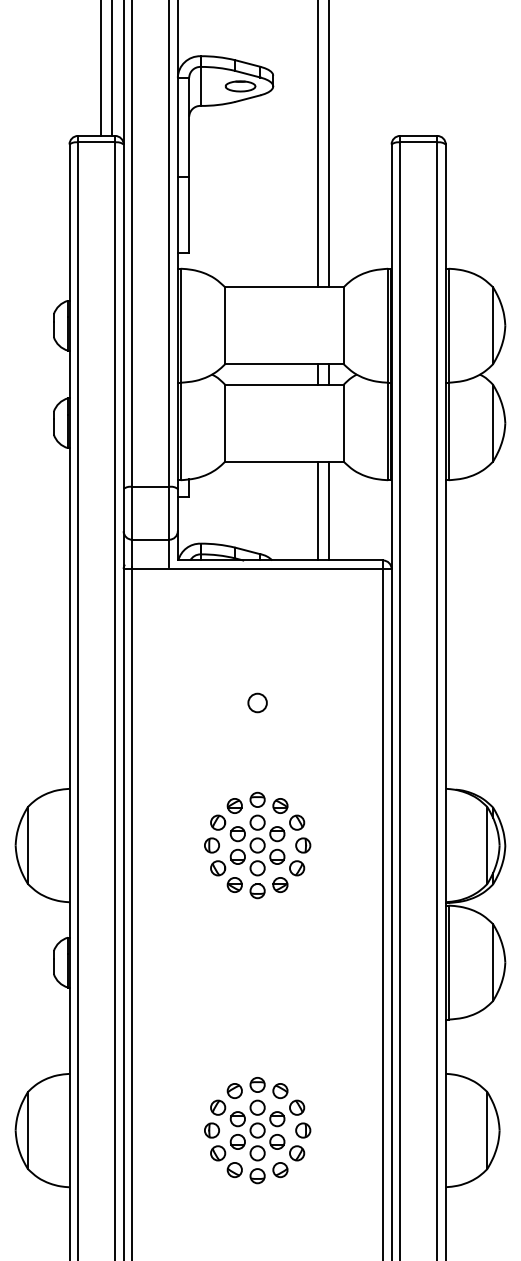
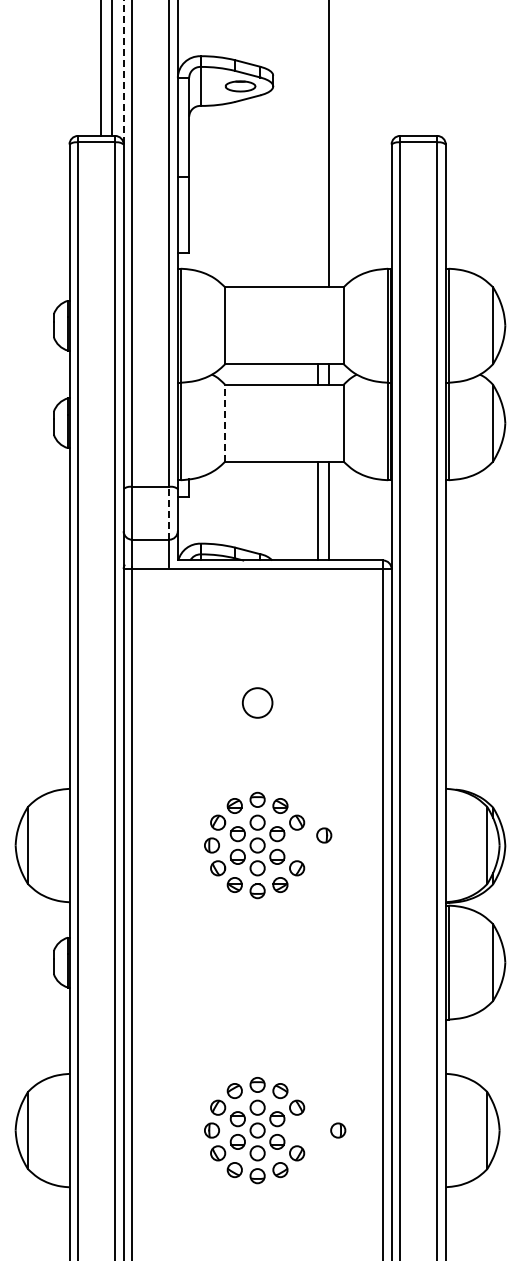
line: solid -> dashed (123, 71)
line: present -> none (317, 144)
line: solid -> dashed (225, 422)
line: solid -> dashed (169, 512)
circle diameter: 19 px -> 30 px (257, 702)
part position: (303, 845) -> (324, 835) (324, 835)
part position: (303, 1130) -> (338, 1130) (338, 1130)
